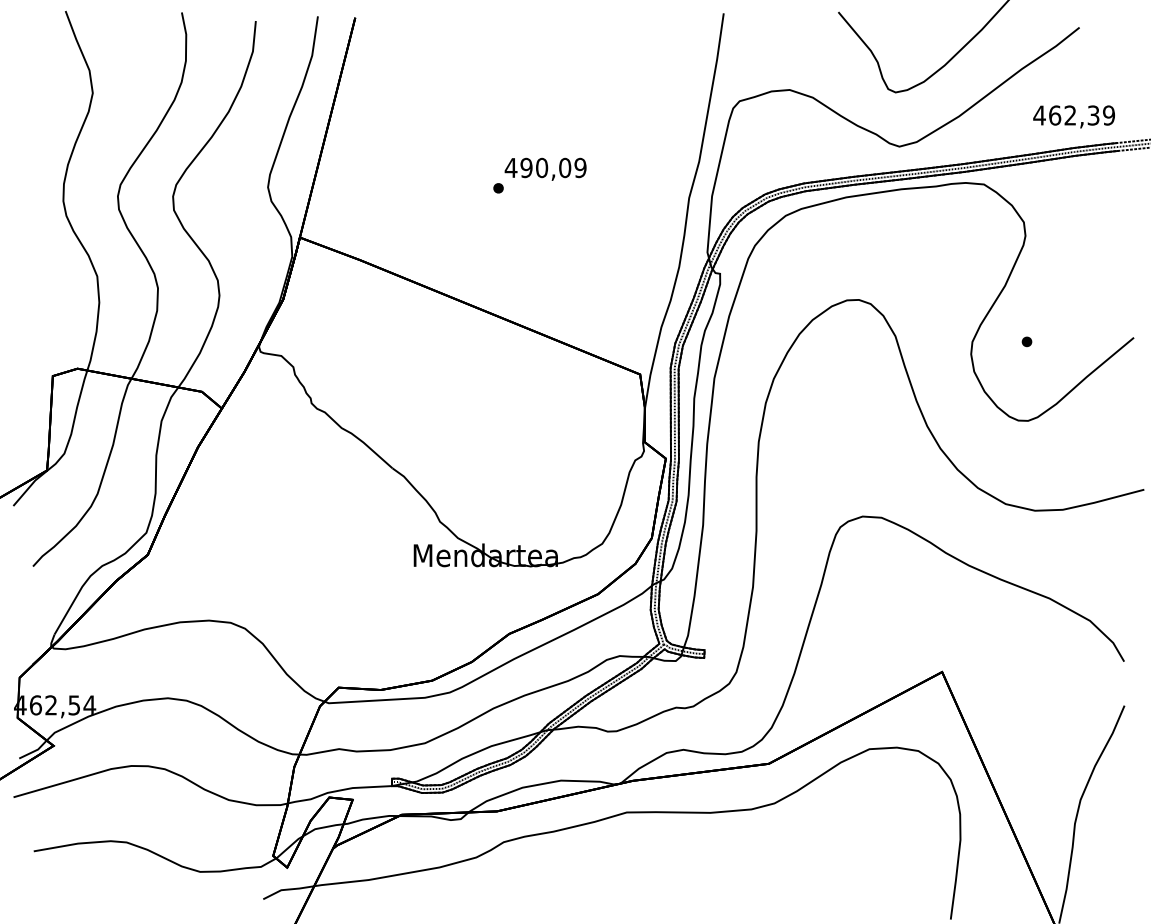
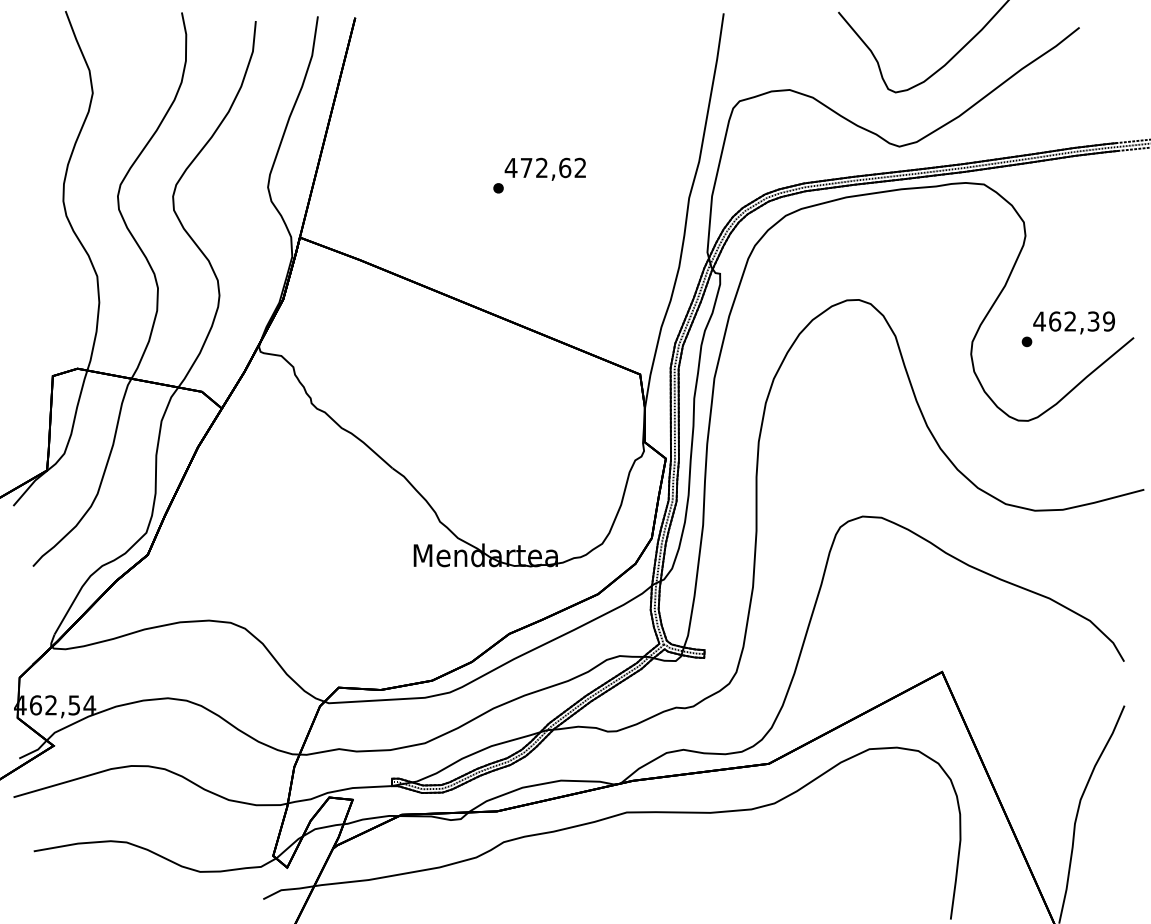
text position: (1073, 116) -> (1073, 322) (1073, 322)
text: 490,09 -> 472,62 (553, 167)
